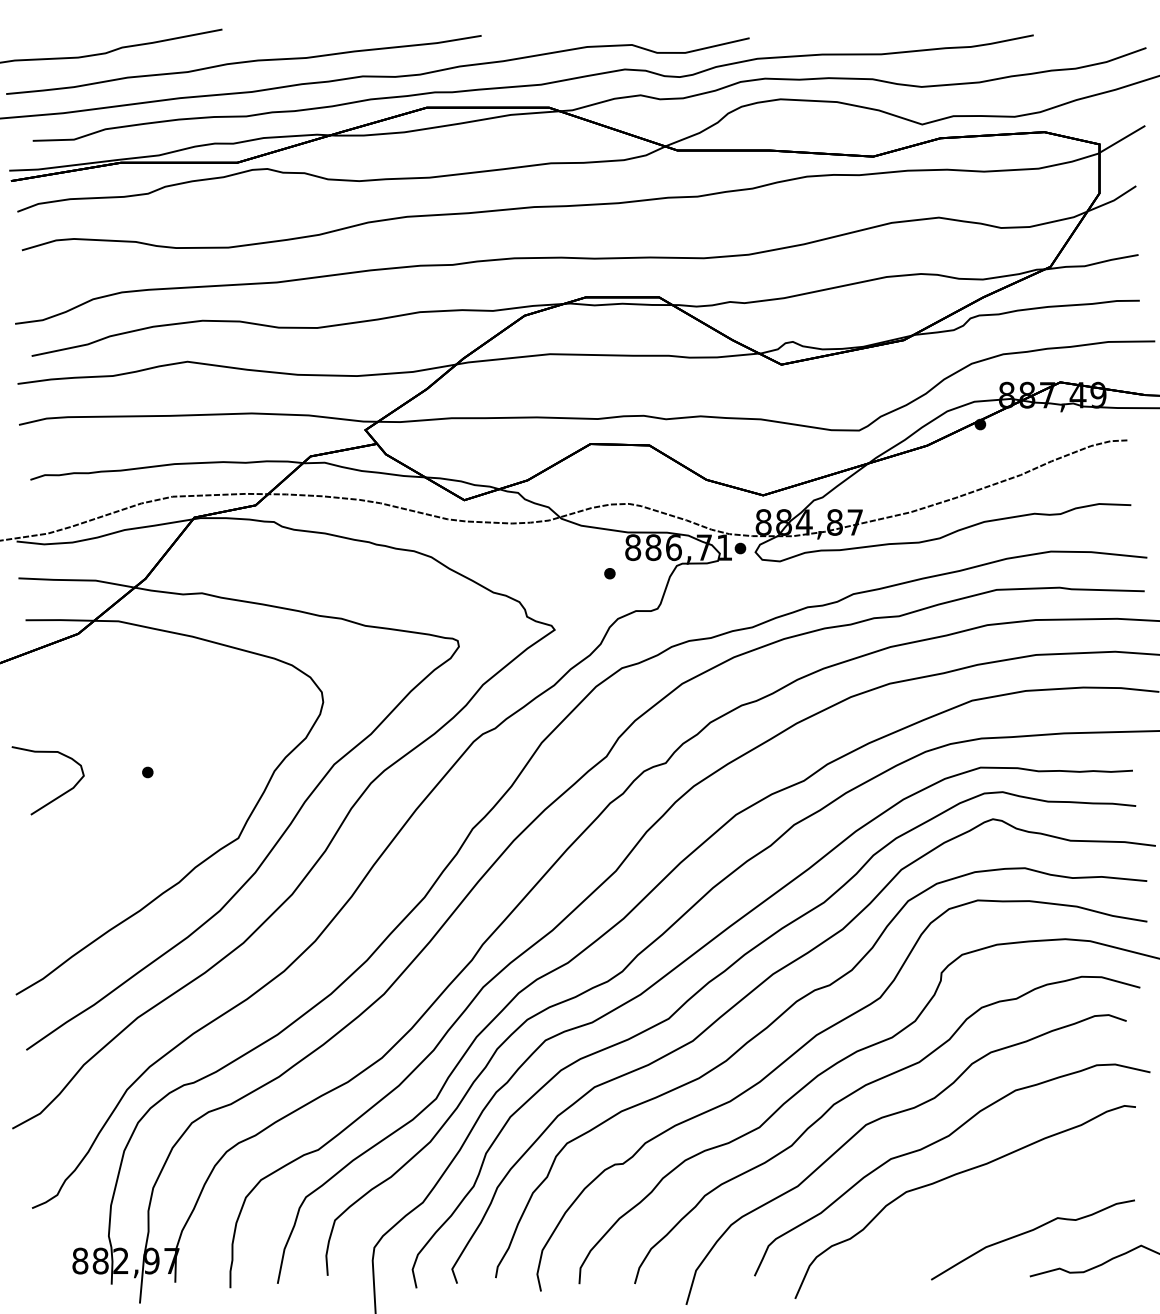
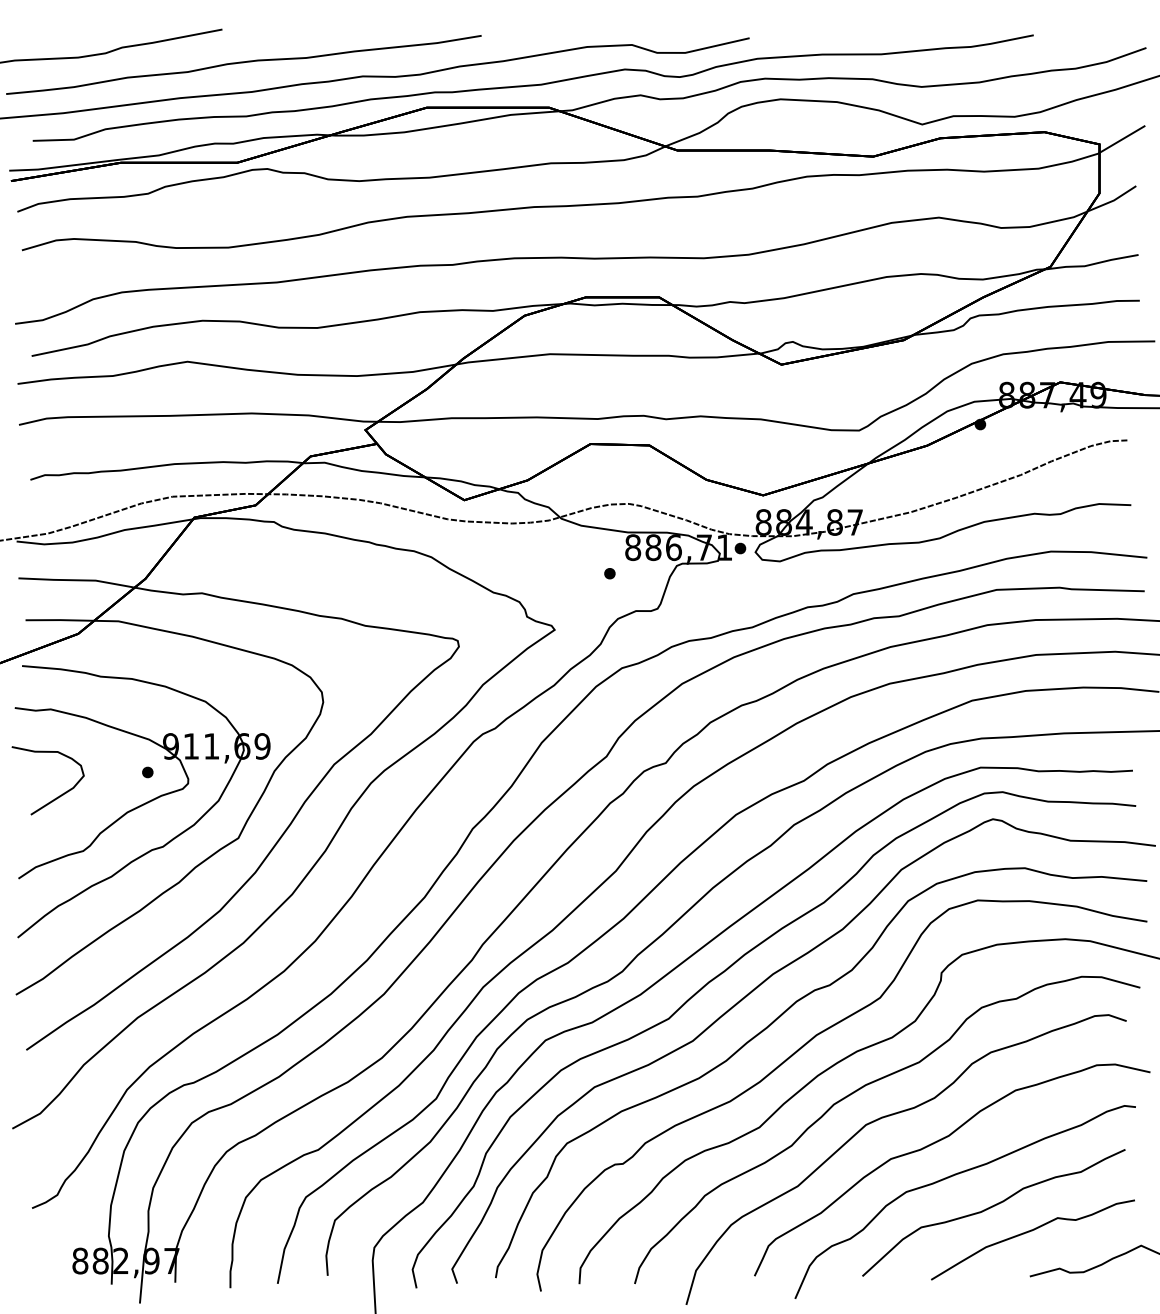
part: none -> present (142, 801)
curve: none -> present (991, 1208)
